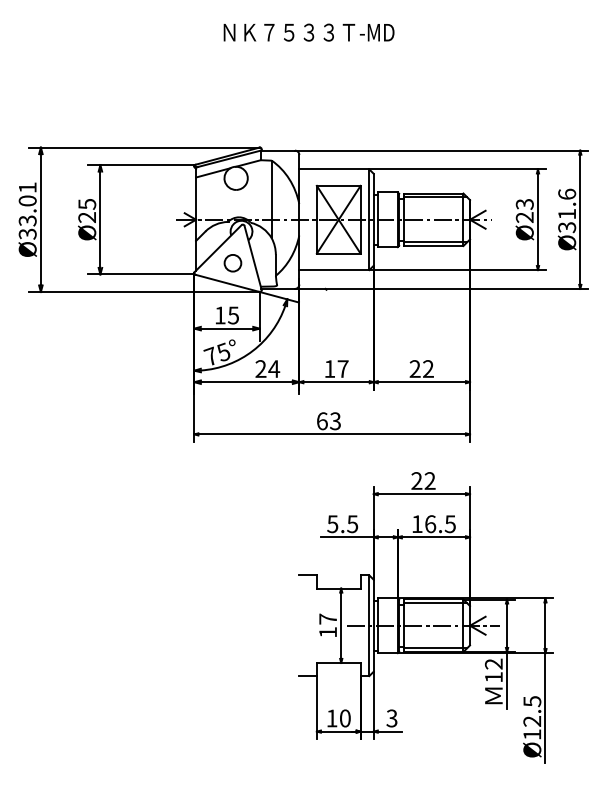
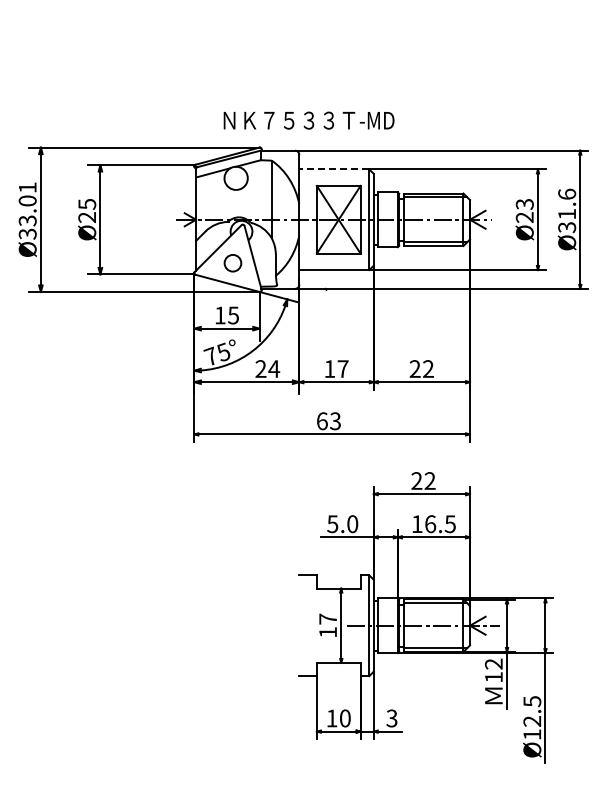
text position: (308, 32) -> (308, 120) (308, 120)
line: solid -> dashed (333, 169)
text: 5.5 -> 5.0 (352, 524)
